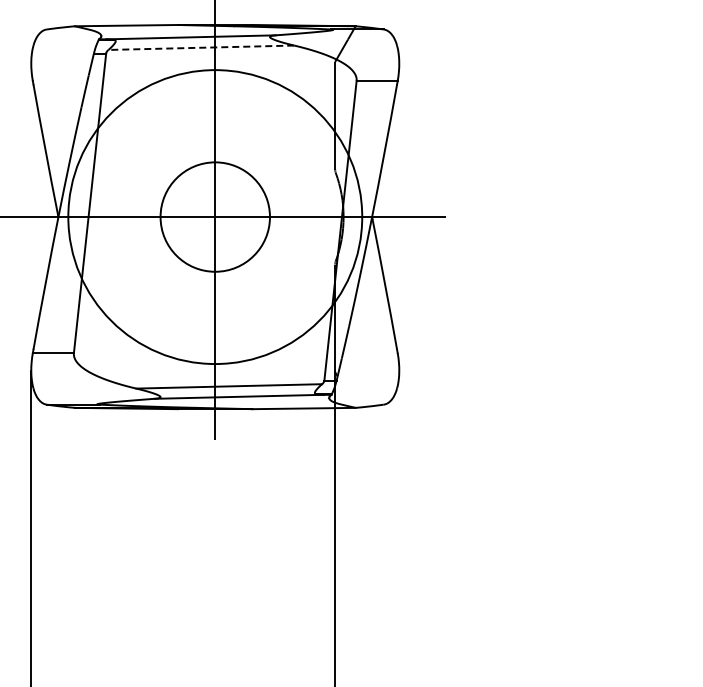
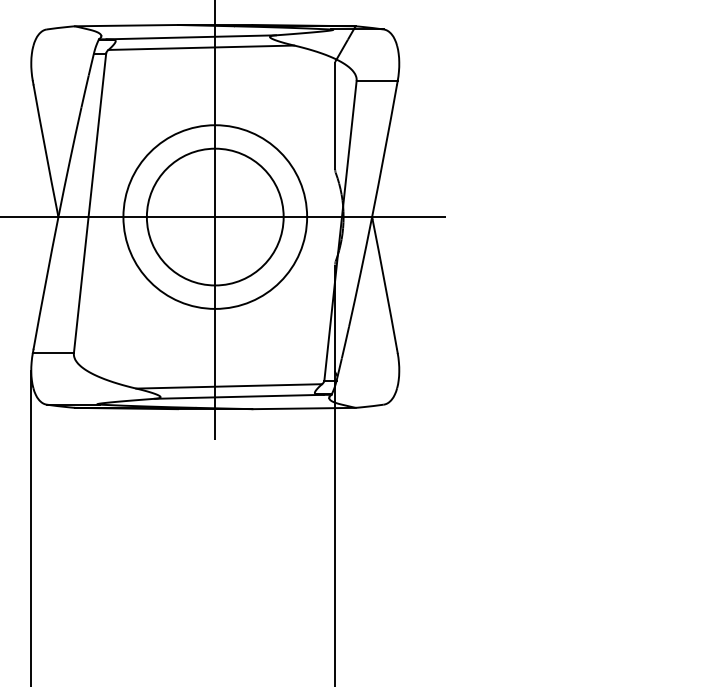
line: dashed -> solid (201, 47)
circle diameter: 109 px -> 137 px (214, 216)
circle diameter: 294 px -> 184 px (215, 216)
